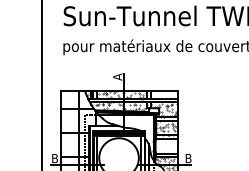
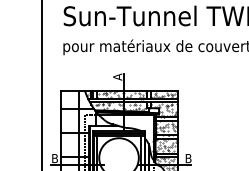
hatch: none -> present (163, 95)
hatch: none -> present (166, 145)
